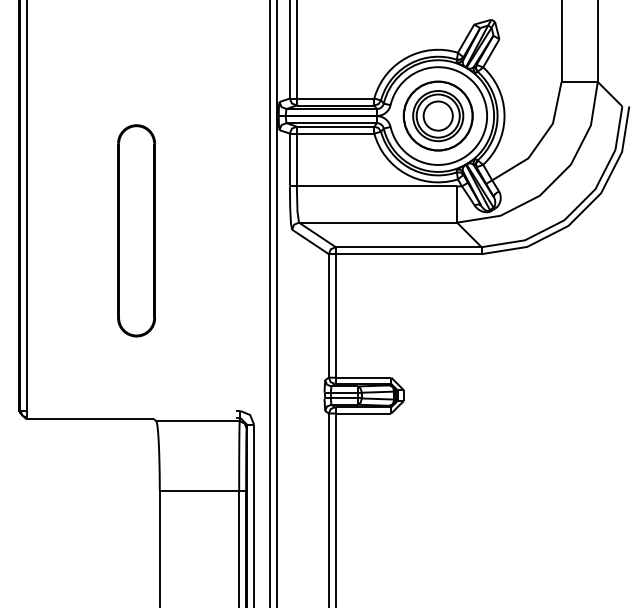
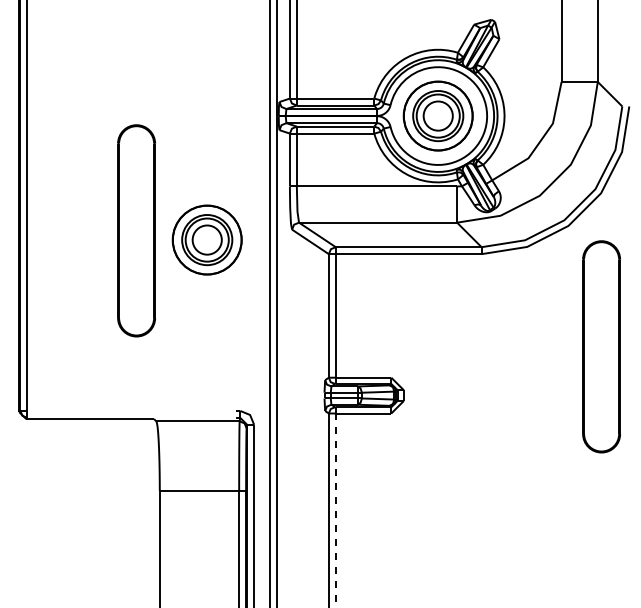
part: none -> present (206, 239)
part: none -> present (601, 346)
line: solid -> dashed (335, 510)
